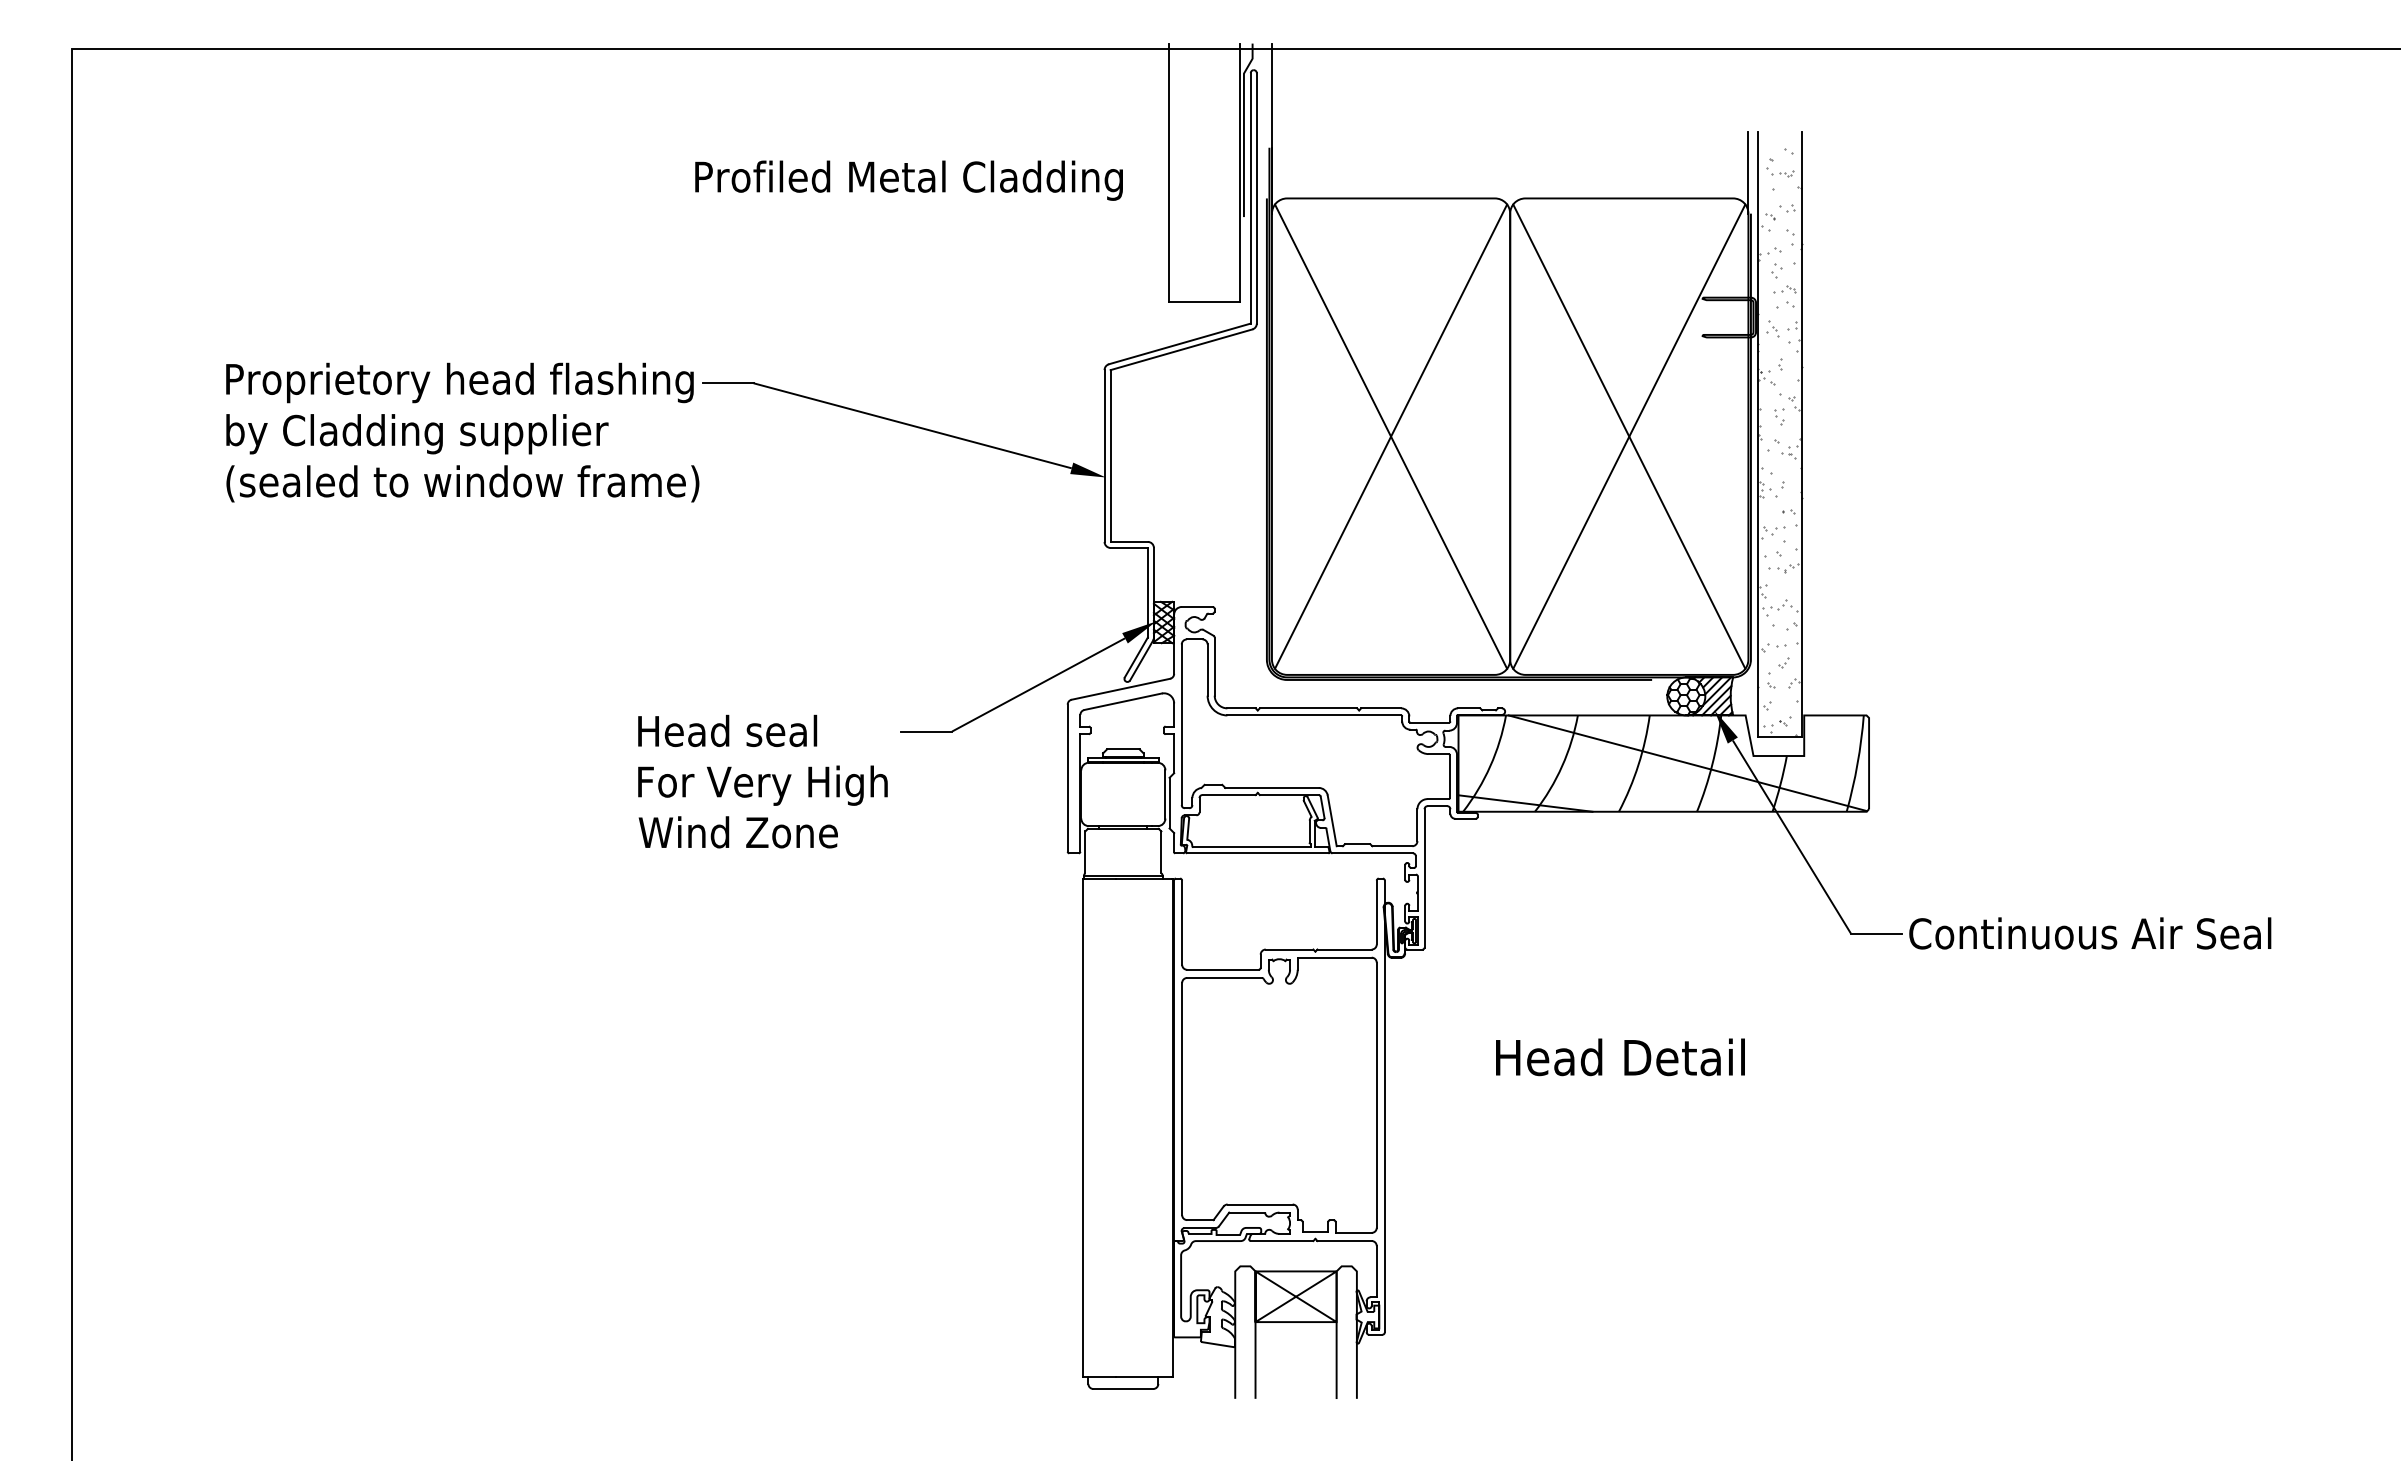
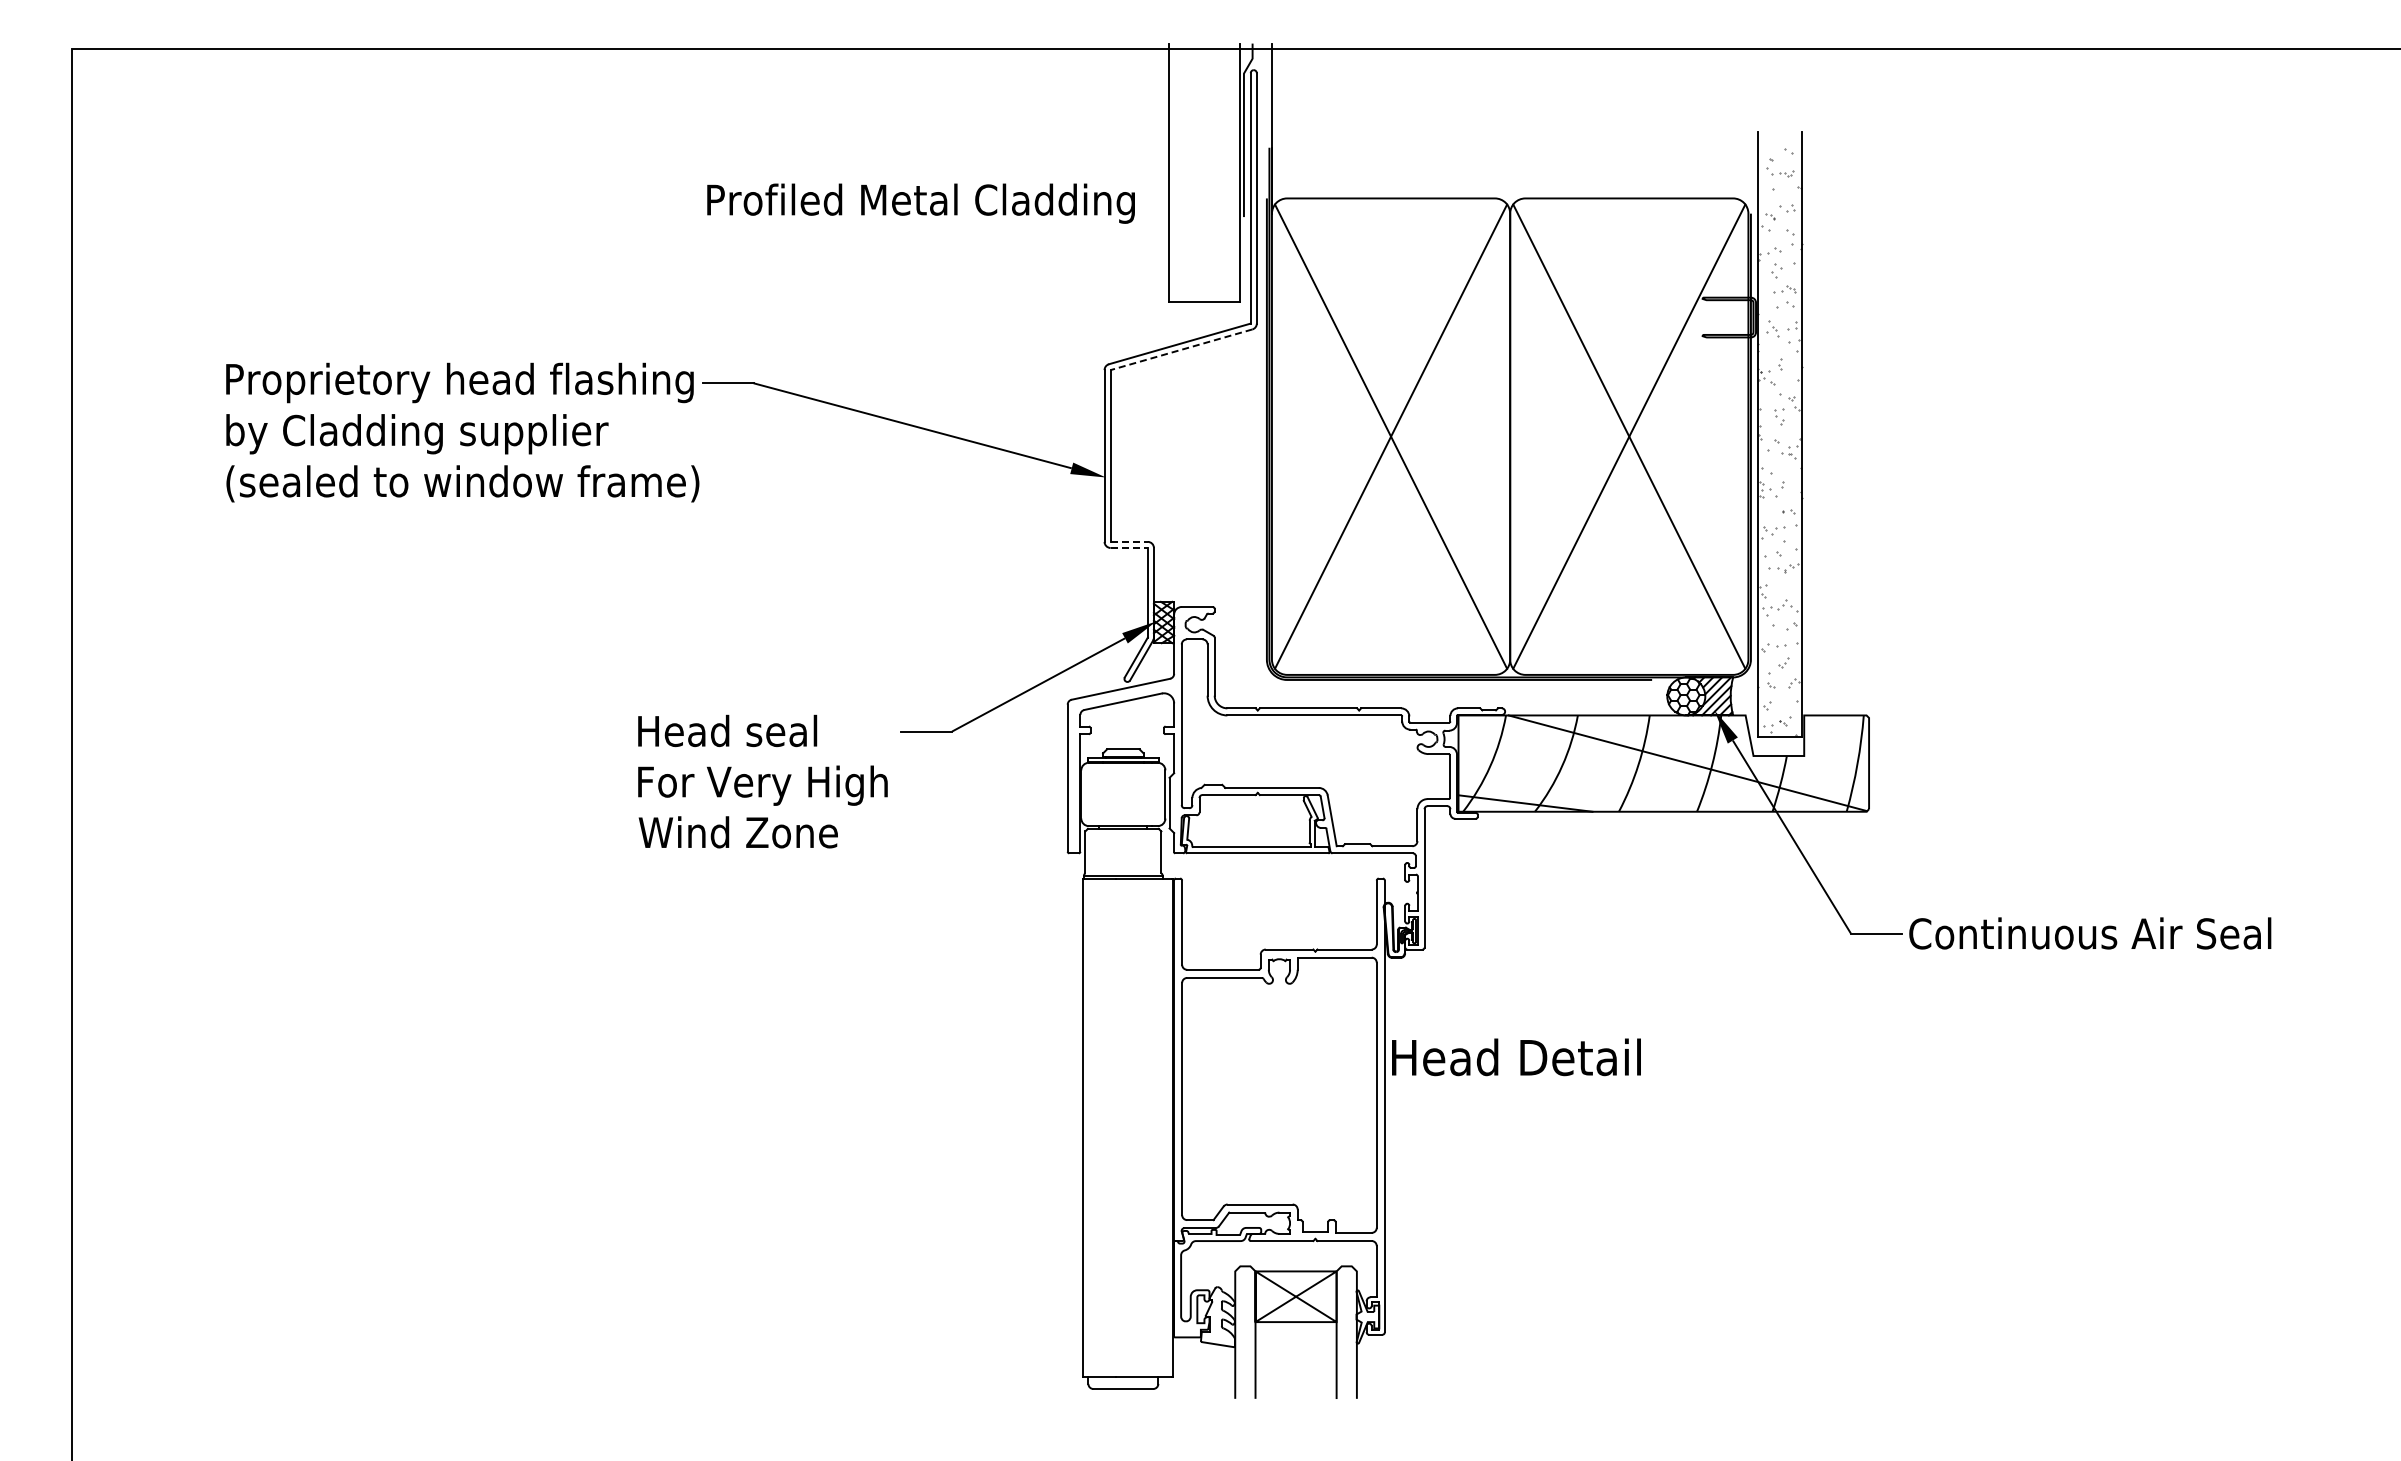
line: present -> none (1748, 172)
text position: (908, 180) -> (920, 203) (920, 203)
line: solid -> dashed (1181, 349)
line: solid -> dashed (1129, 541)
line: solid -> dashed (1129, 547)
text position: (1620, 1057) -> (1516, 1057) (1516, 1057)
